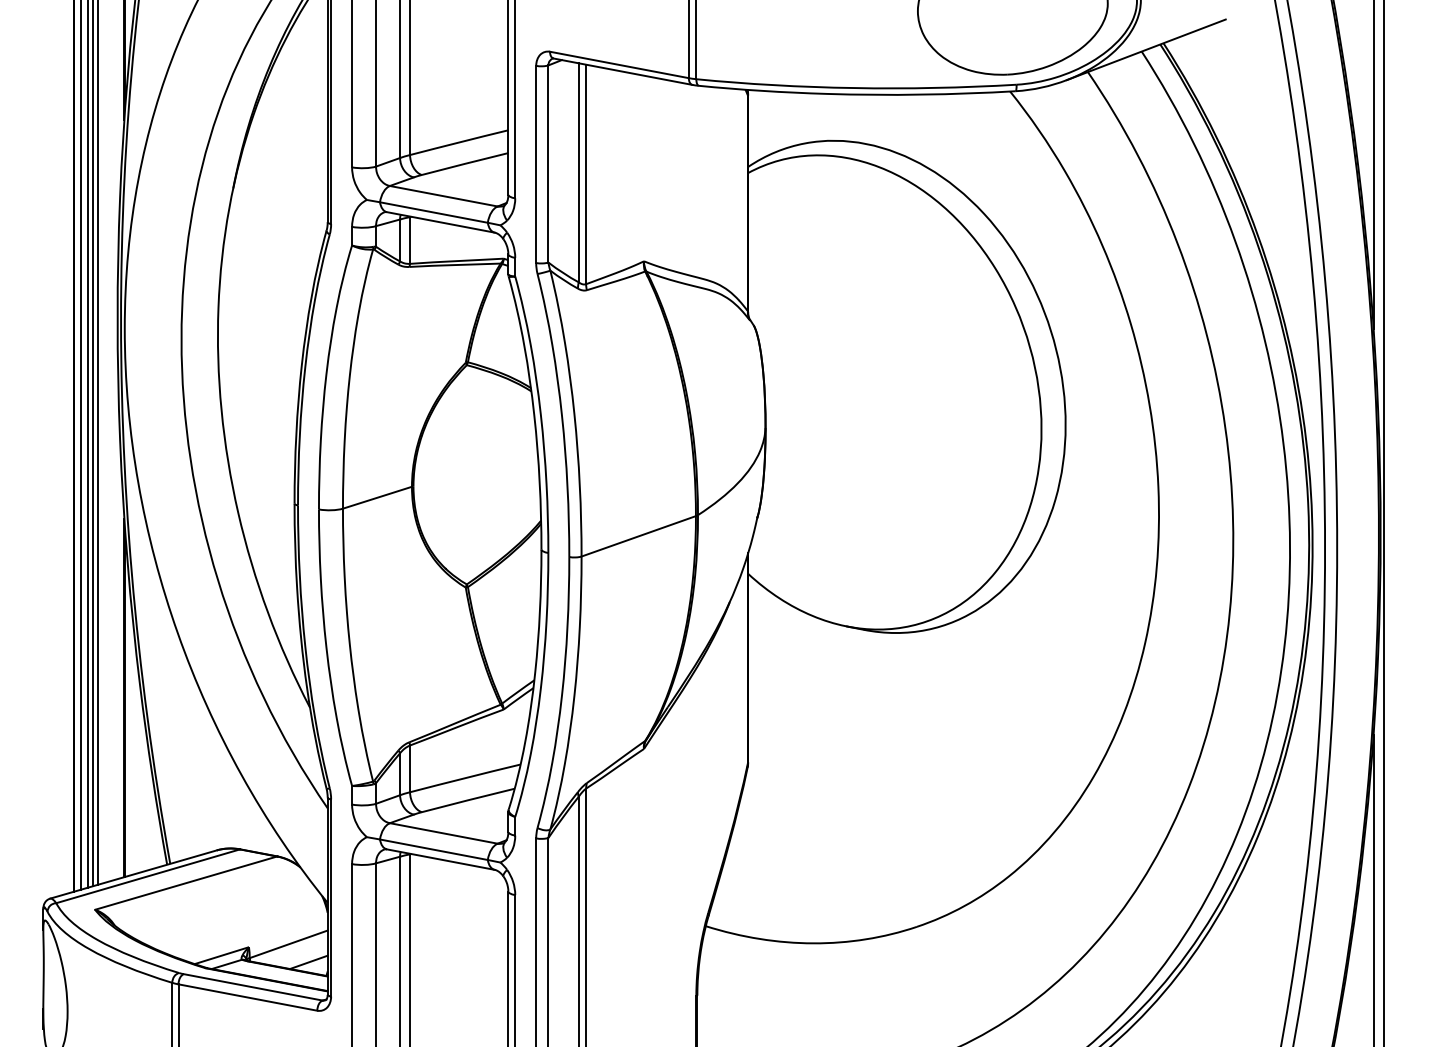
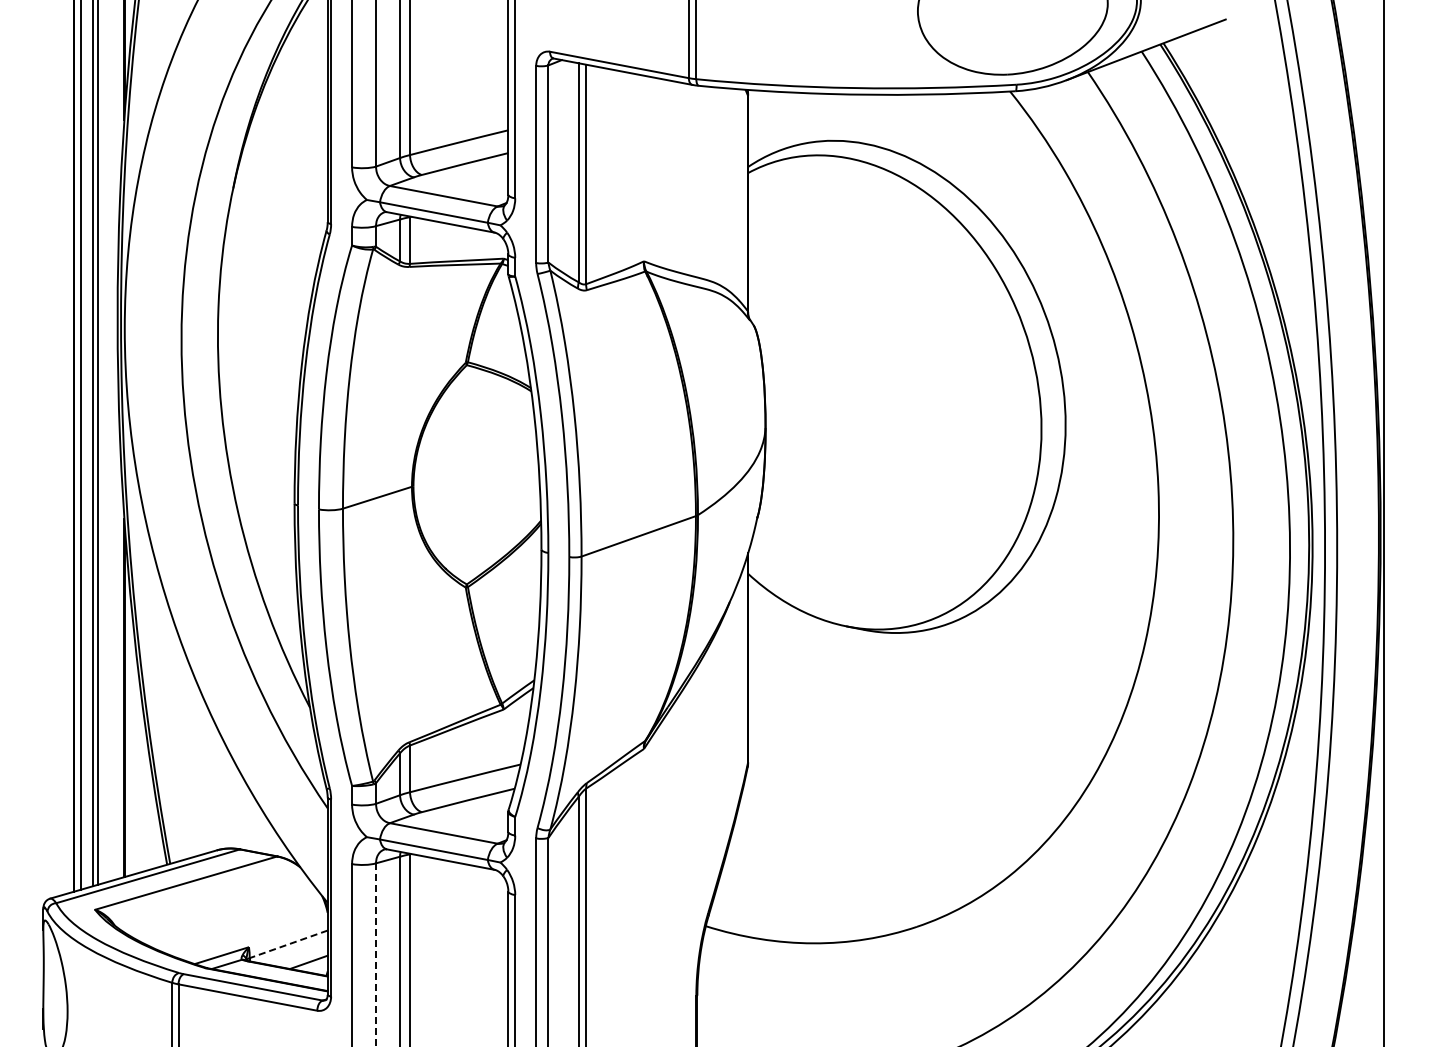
line: present -> none (1373, 165)
line: present -> none (87, 444)
line: present -> none (1373, 888)
line: solid -> dashed (288, 944)
line: solid -> dashed (376, 955)
